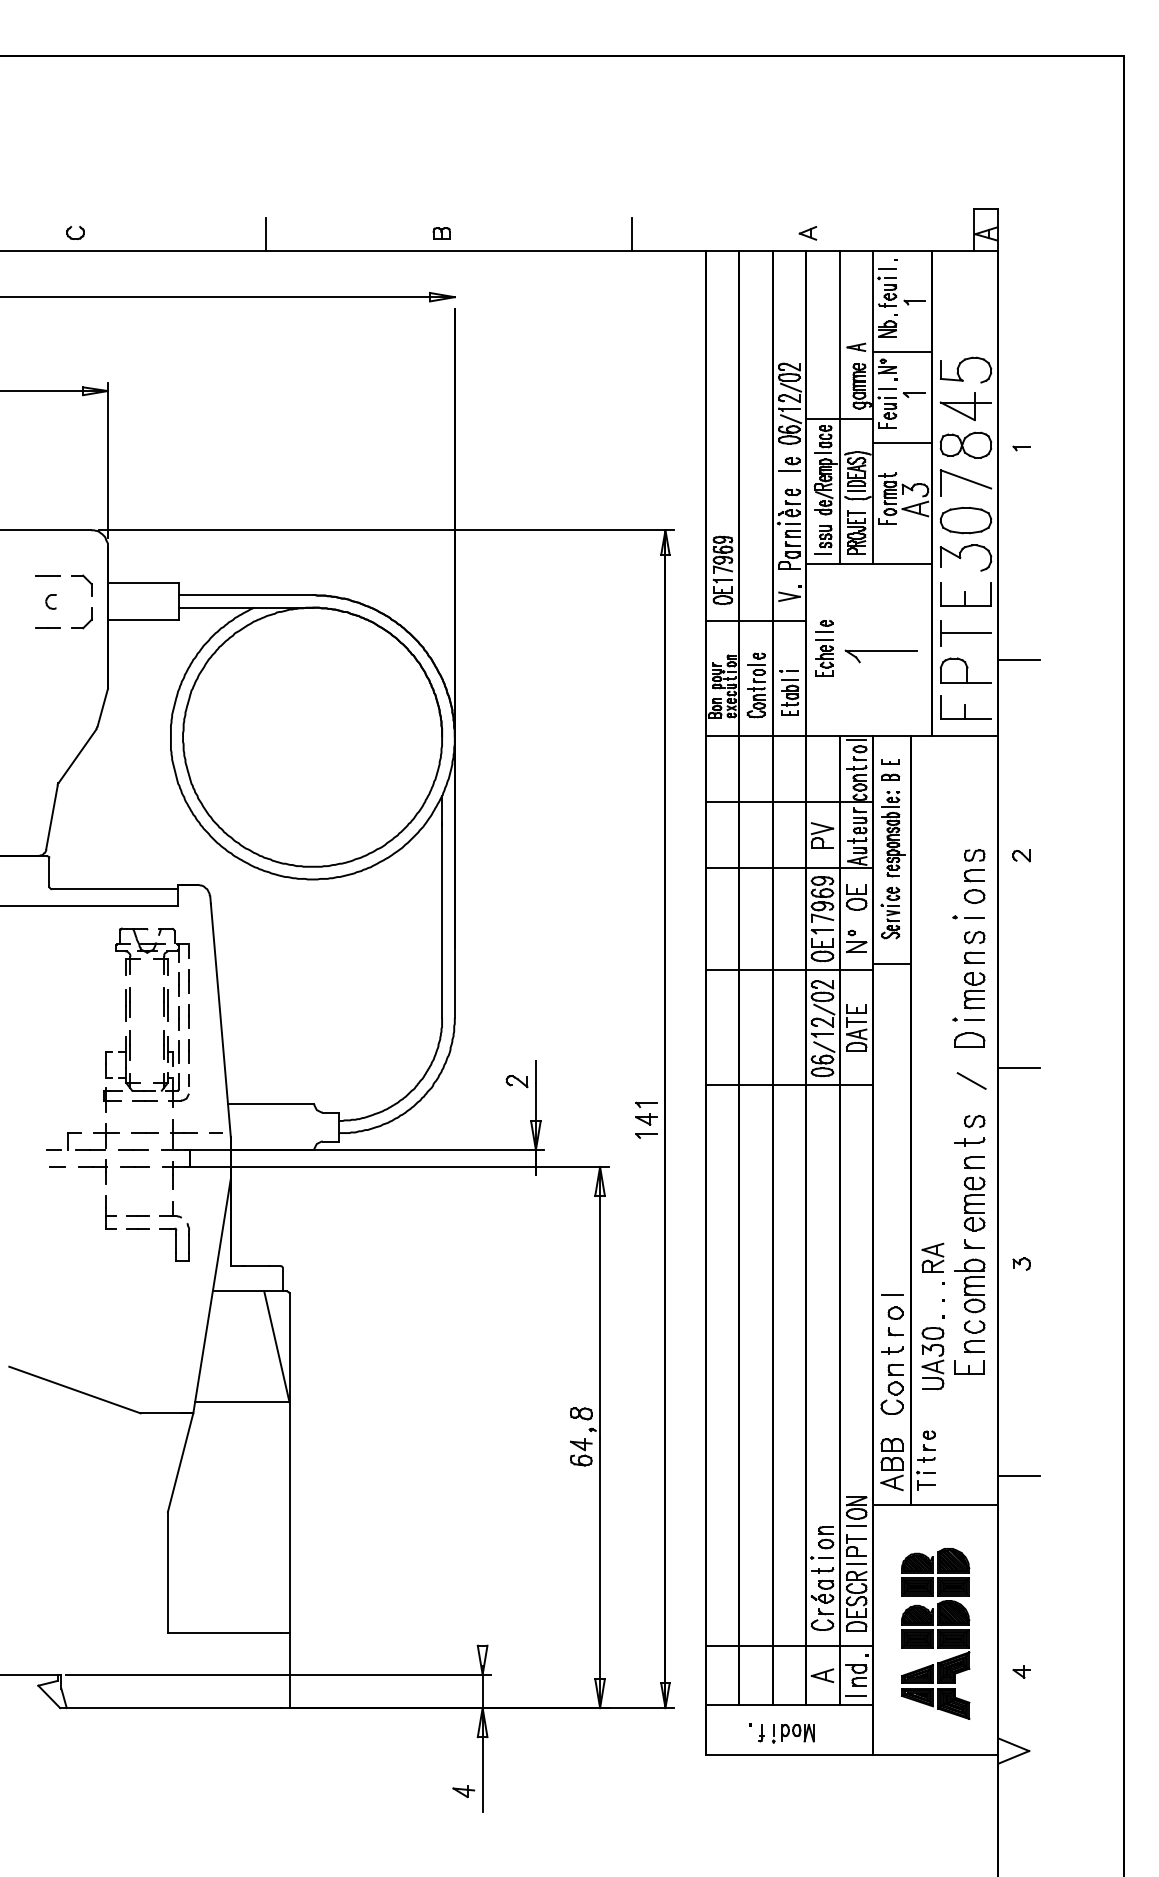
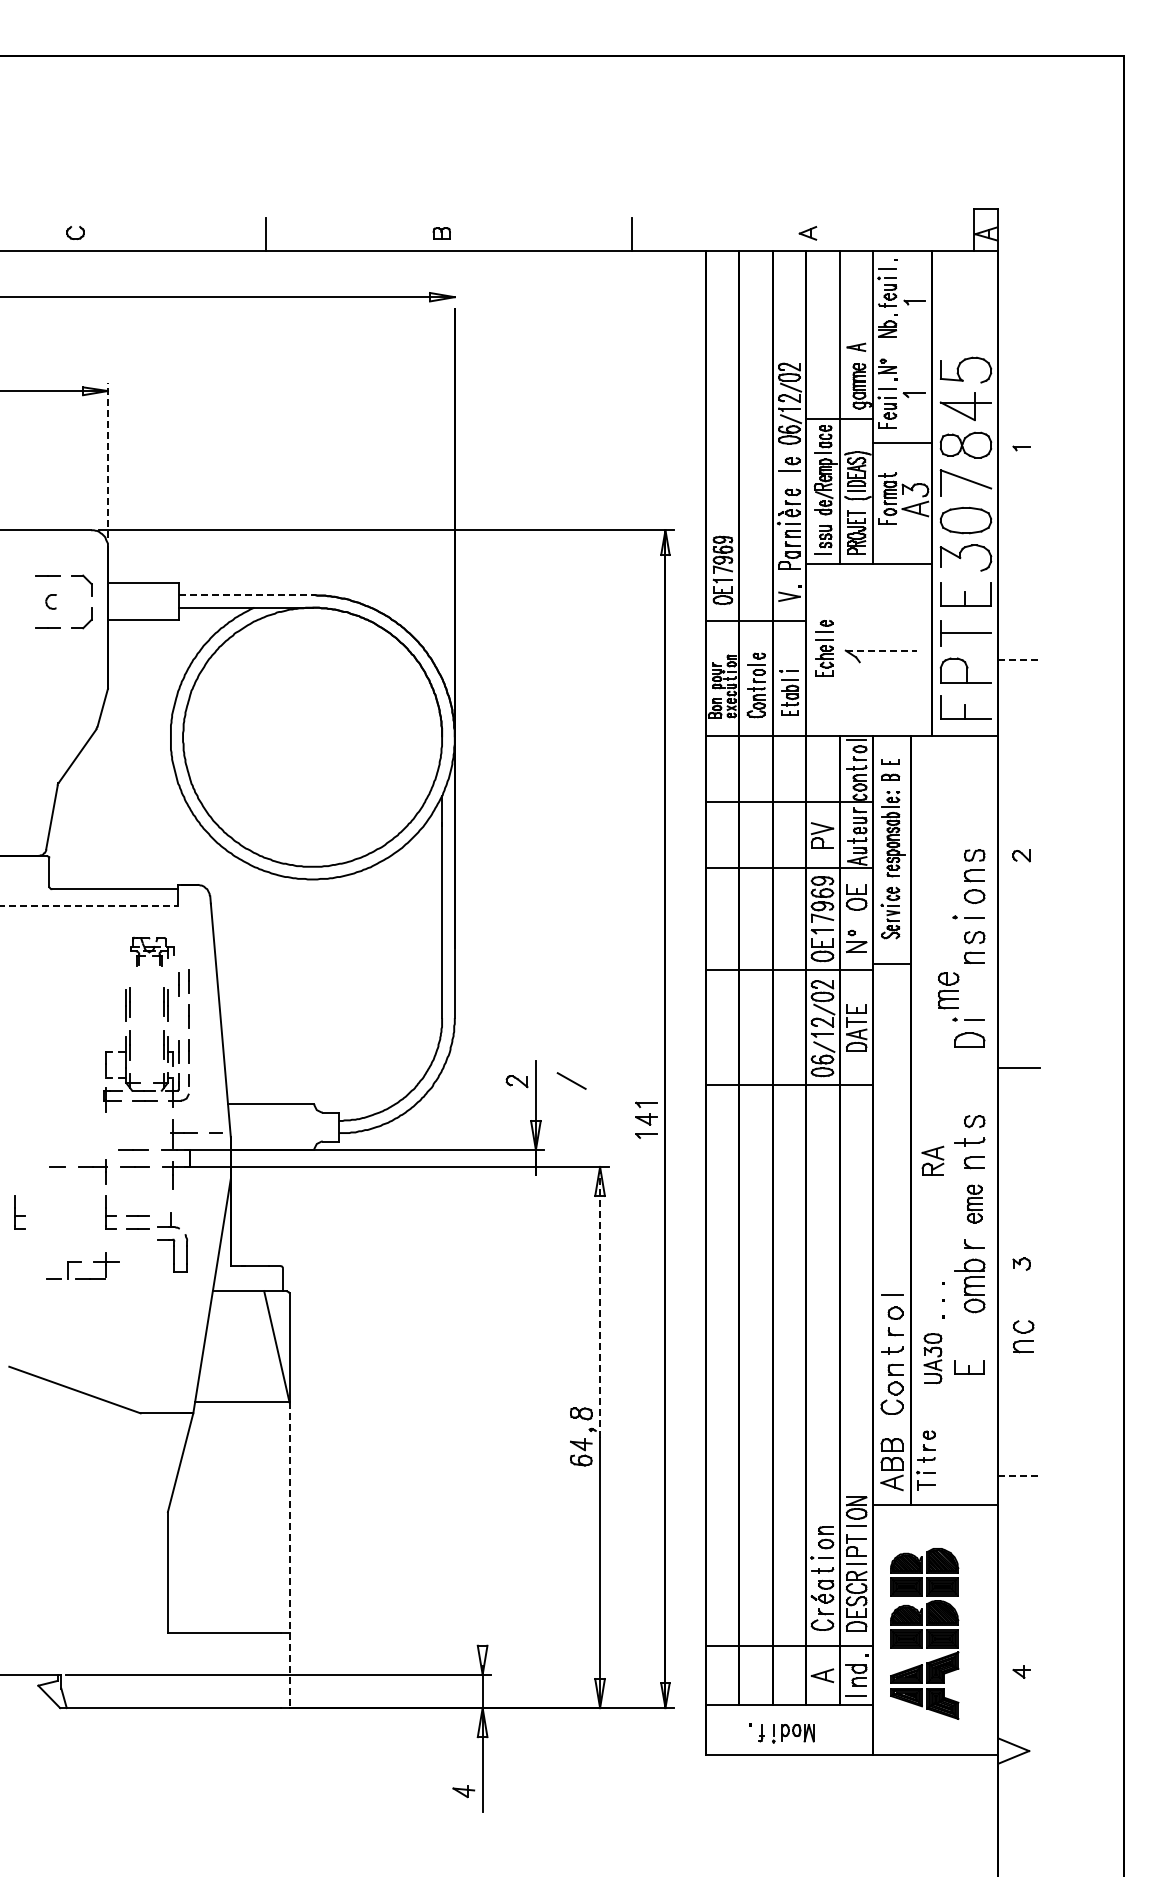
line: present -> none (902, 351)
line: solid -> dashed (107, 460)
line: solid -> dashed (245, 595)
line: solid -> dashed (881, 650)
line: solid -> dashed (1019, 659)
line: solid -> dashed (89, 906)
part size: 75x49 px -> 45x31 px (152, 951)
part position: (974, 990) -> (948, 990) (948, 990)
line: present -> none (178, 1018)
line position: (971, 1080) -> (571, 1080) (571, 1080)
line: present -> none (144, 1132)
part position: (82, 1136) -> (82, 1265) (82, 1265)
part size: 22x56 px -> 16x40 px (974, 1203)
part: none -> present (19, 1212)
part position: (174, 1231) -> (172, 1242) (172, 1242)
part position: (932, 1257) -> (932, 1160) (932, 1160)
line: solid -> dashed (600, 1302)
part position: (974, 1336) -> (1023, 1336) (1023, 1336)
part size: 24x64 px -> 20x52 px (932, 1358)
line: solid -> dashed (1019, 1476)
line: solid -> dashed (289, 1555)
part position: (935, 1633) -> (924, 1633) (924, 1633)
